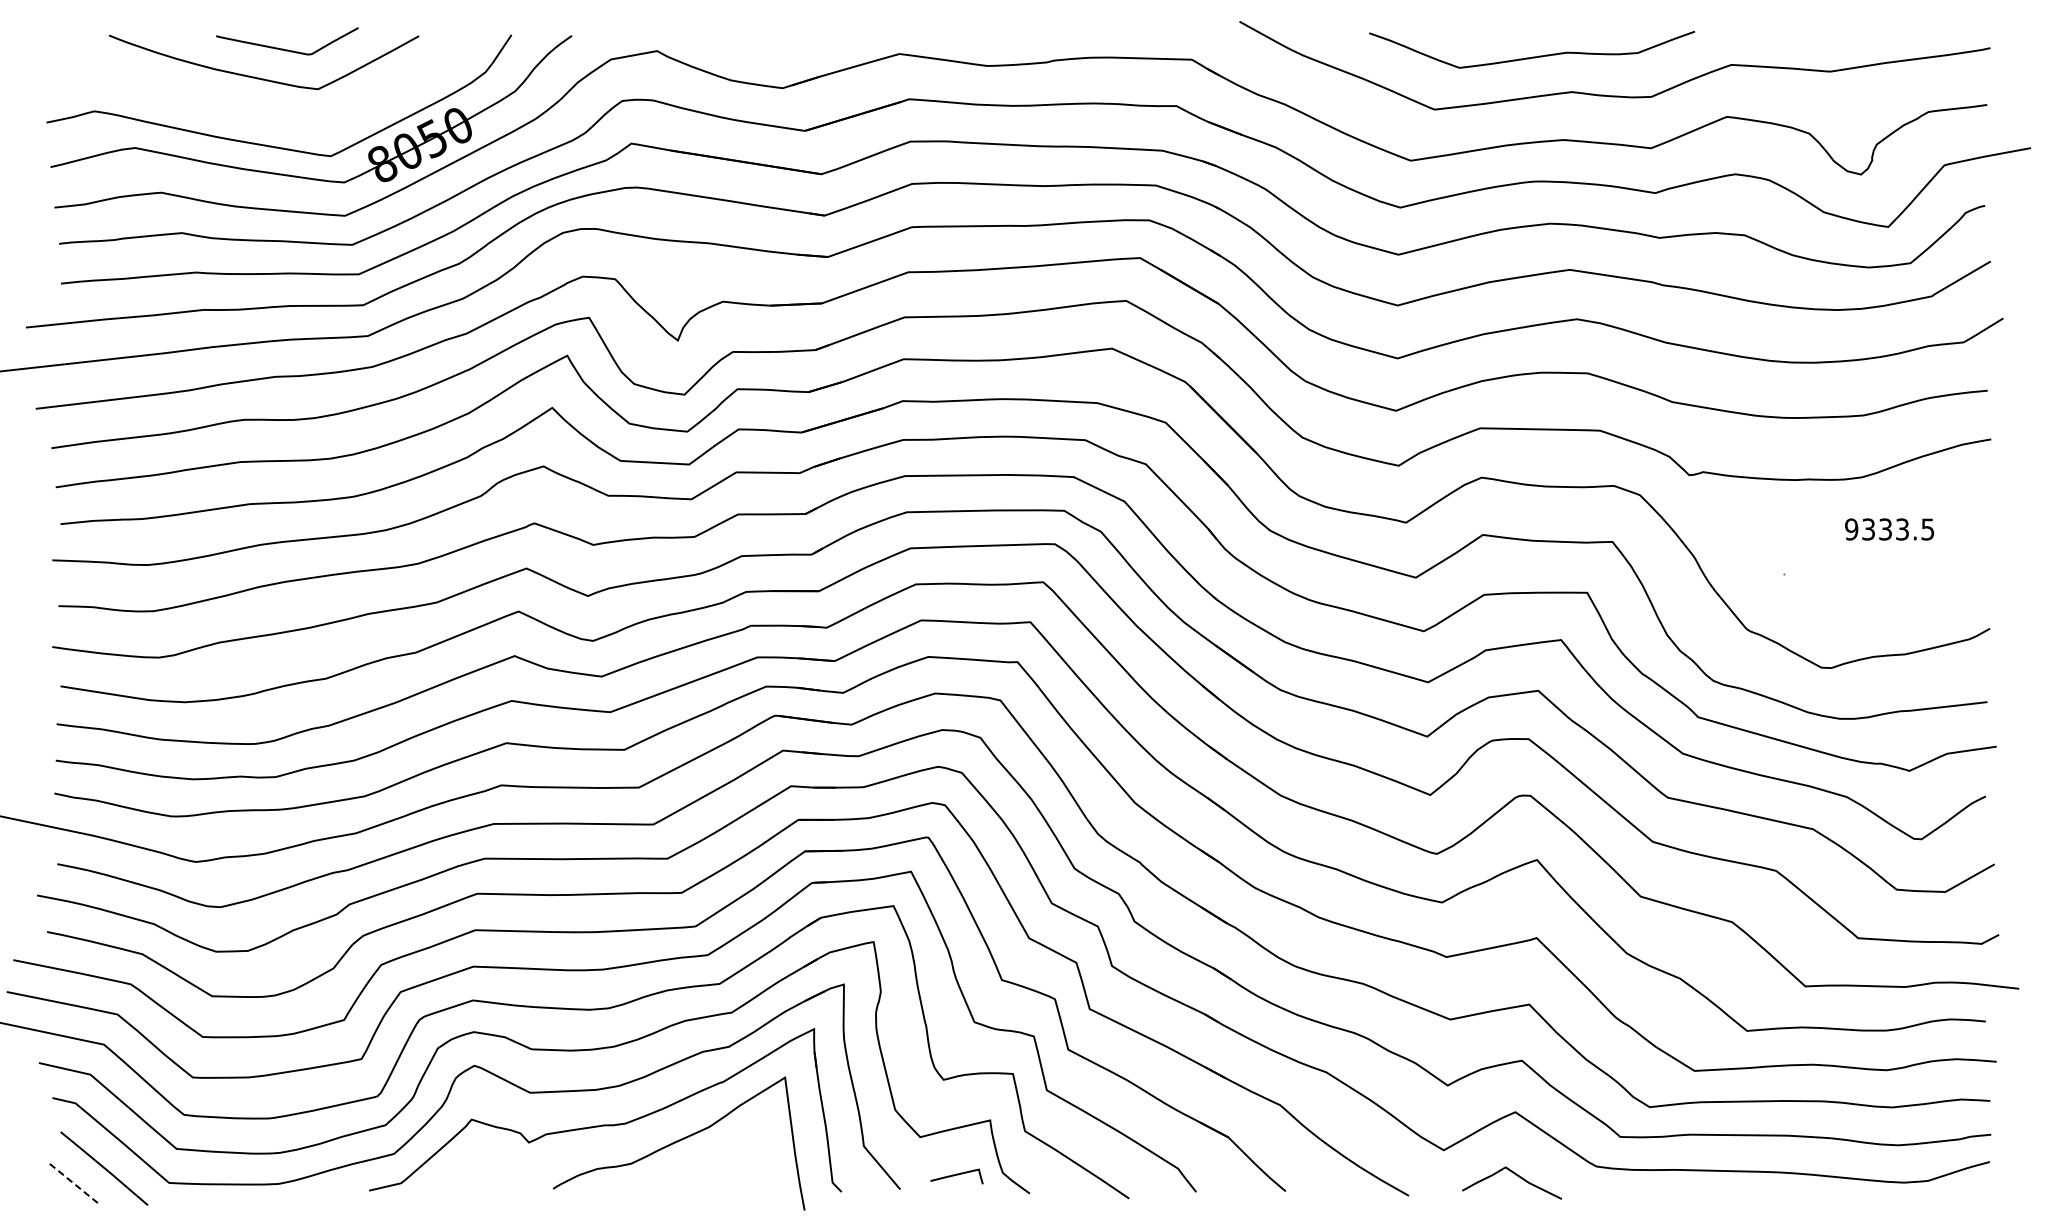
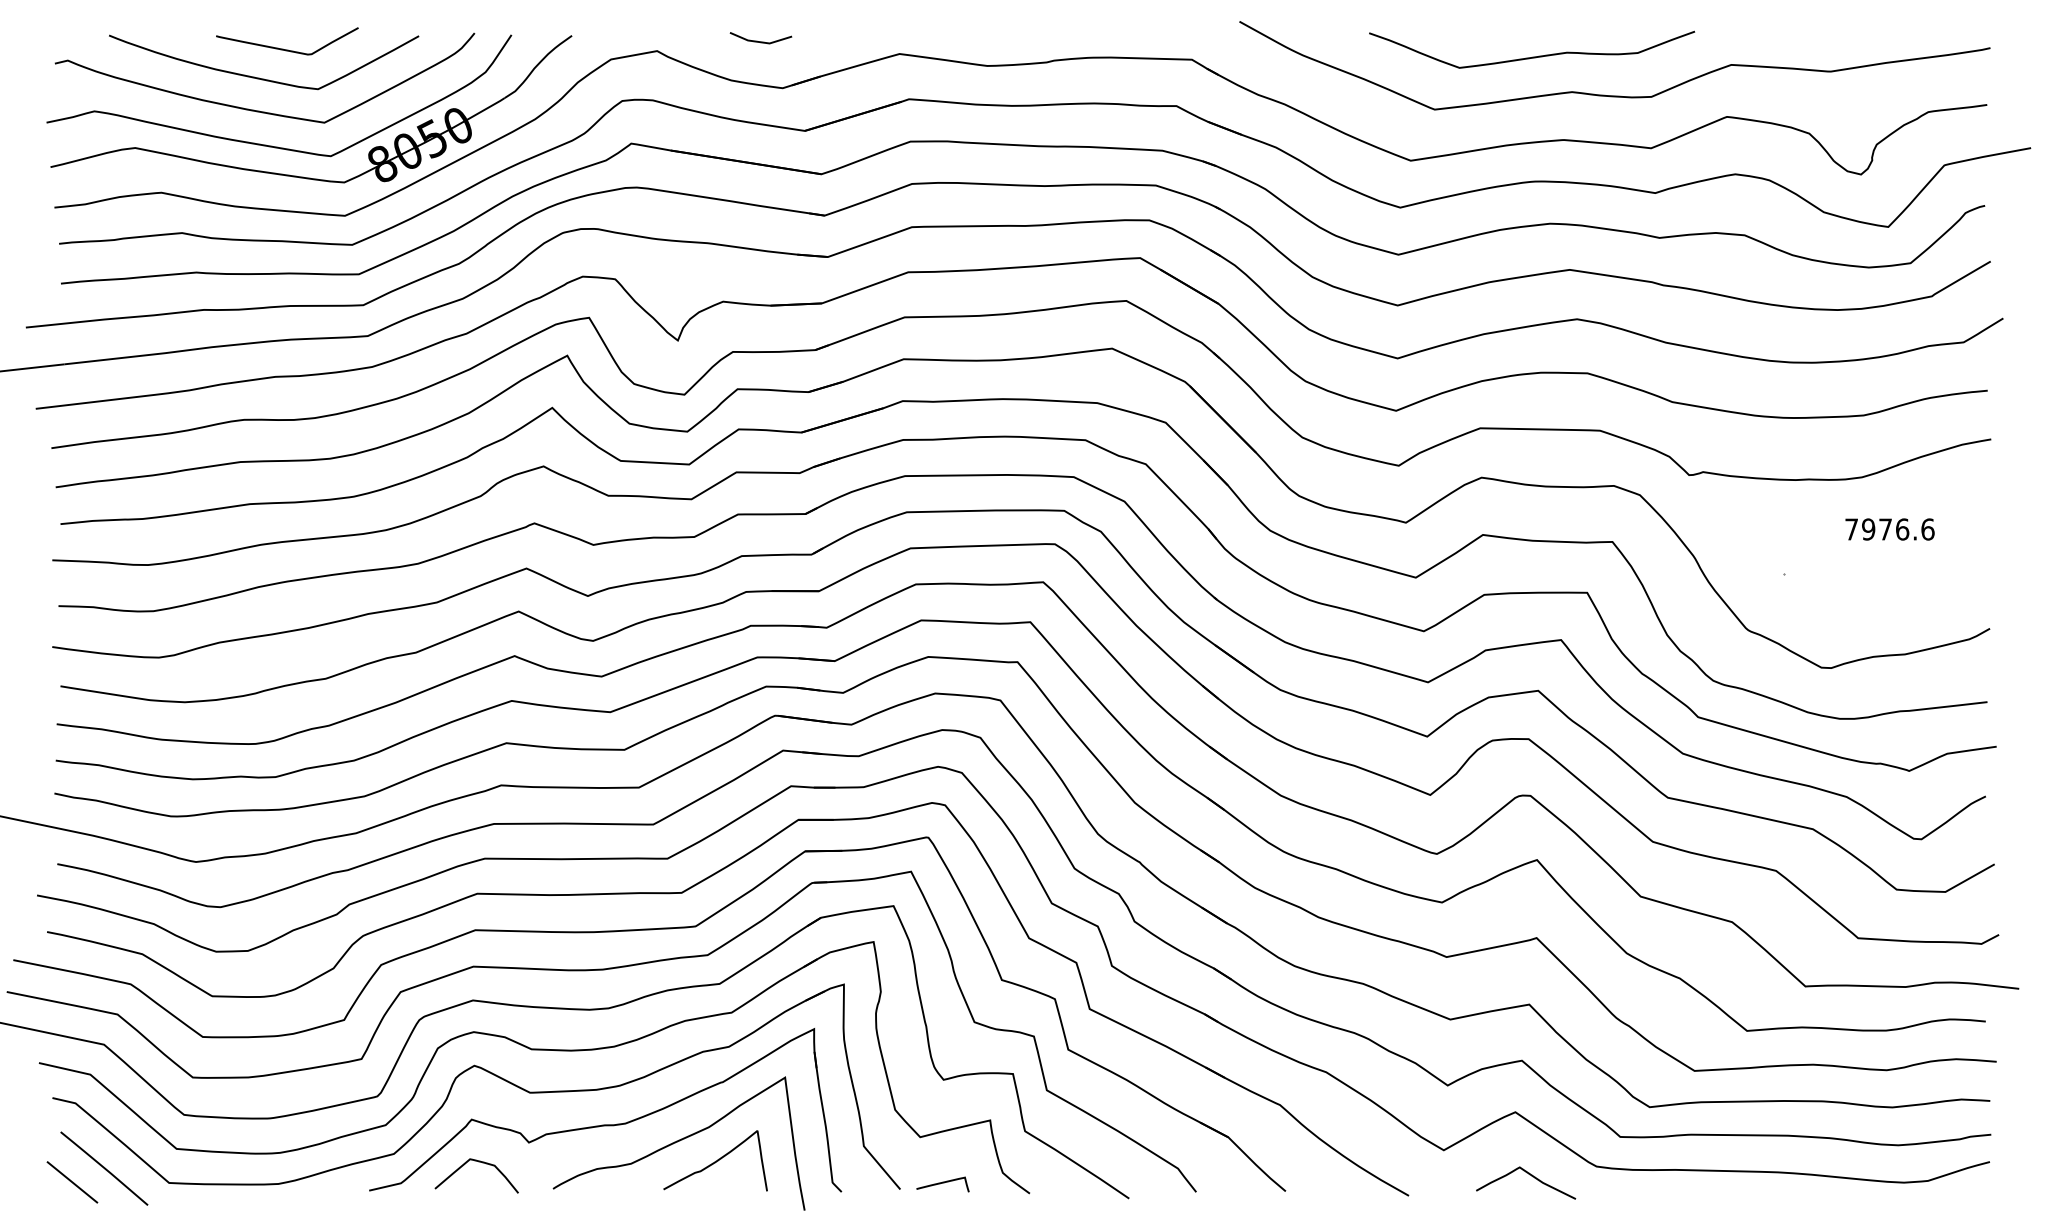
line: none -> present (760, 41)
curve: none -> present (259, 110)
text: 9333.5 -> 7976.6 (1889, 529)
curve: none -> present (716, 1160)
curve: none -> present (478, 1162)
curve position: (956, 1175) -> (942, 1183) (942, 1183)
curve position: (1517, 1176) -> (1531, 1176) (1531, 1176)
line: dashed -> solid (72, 1182)
